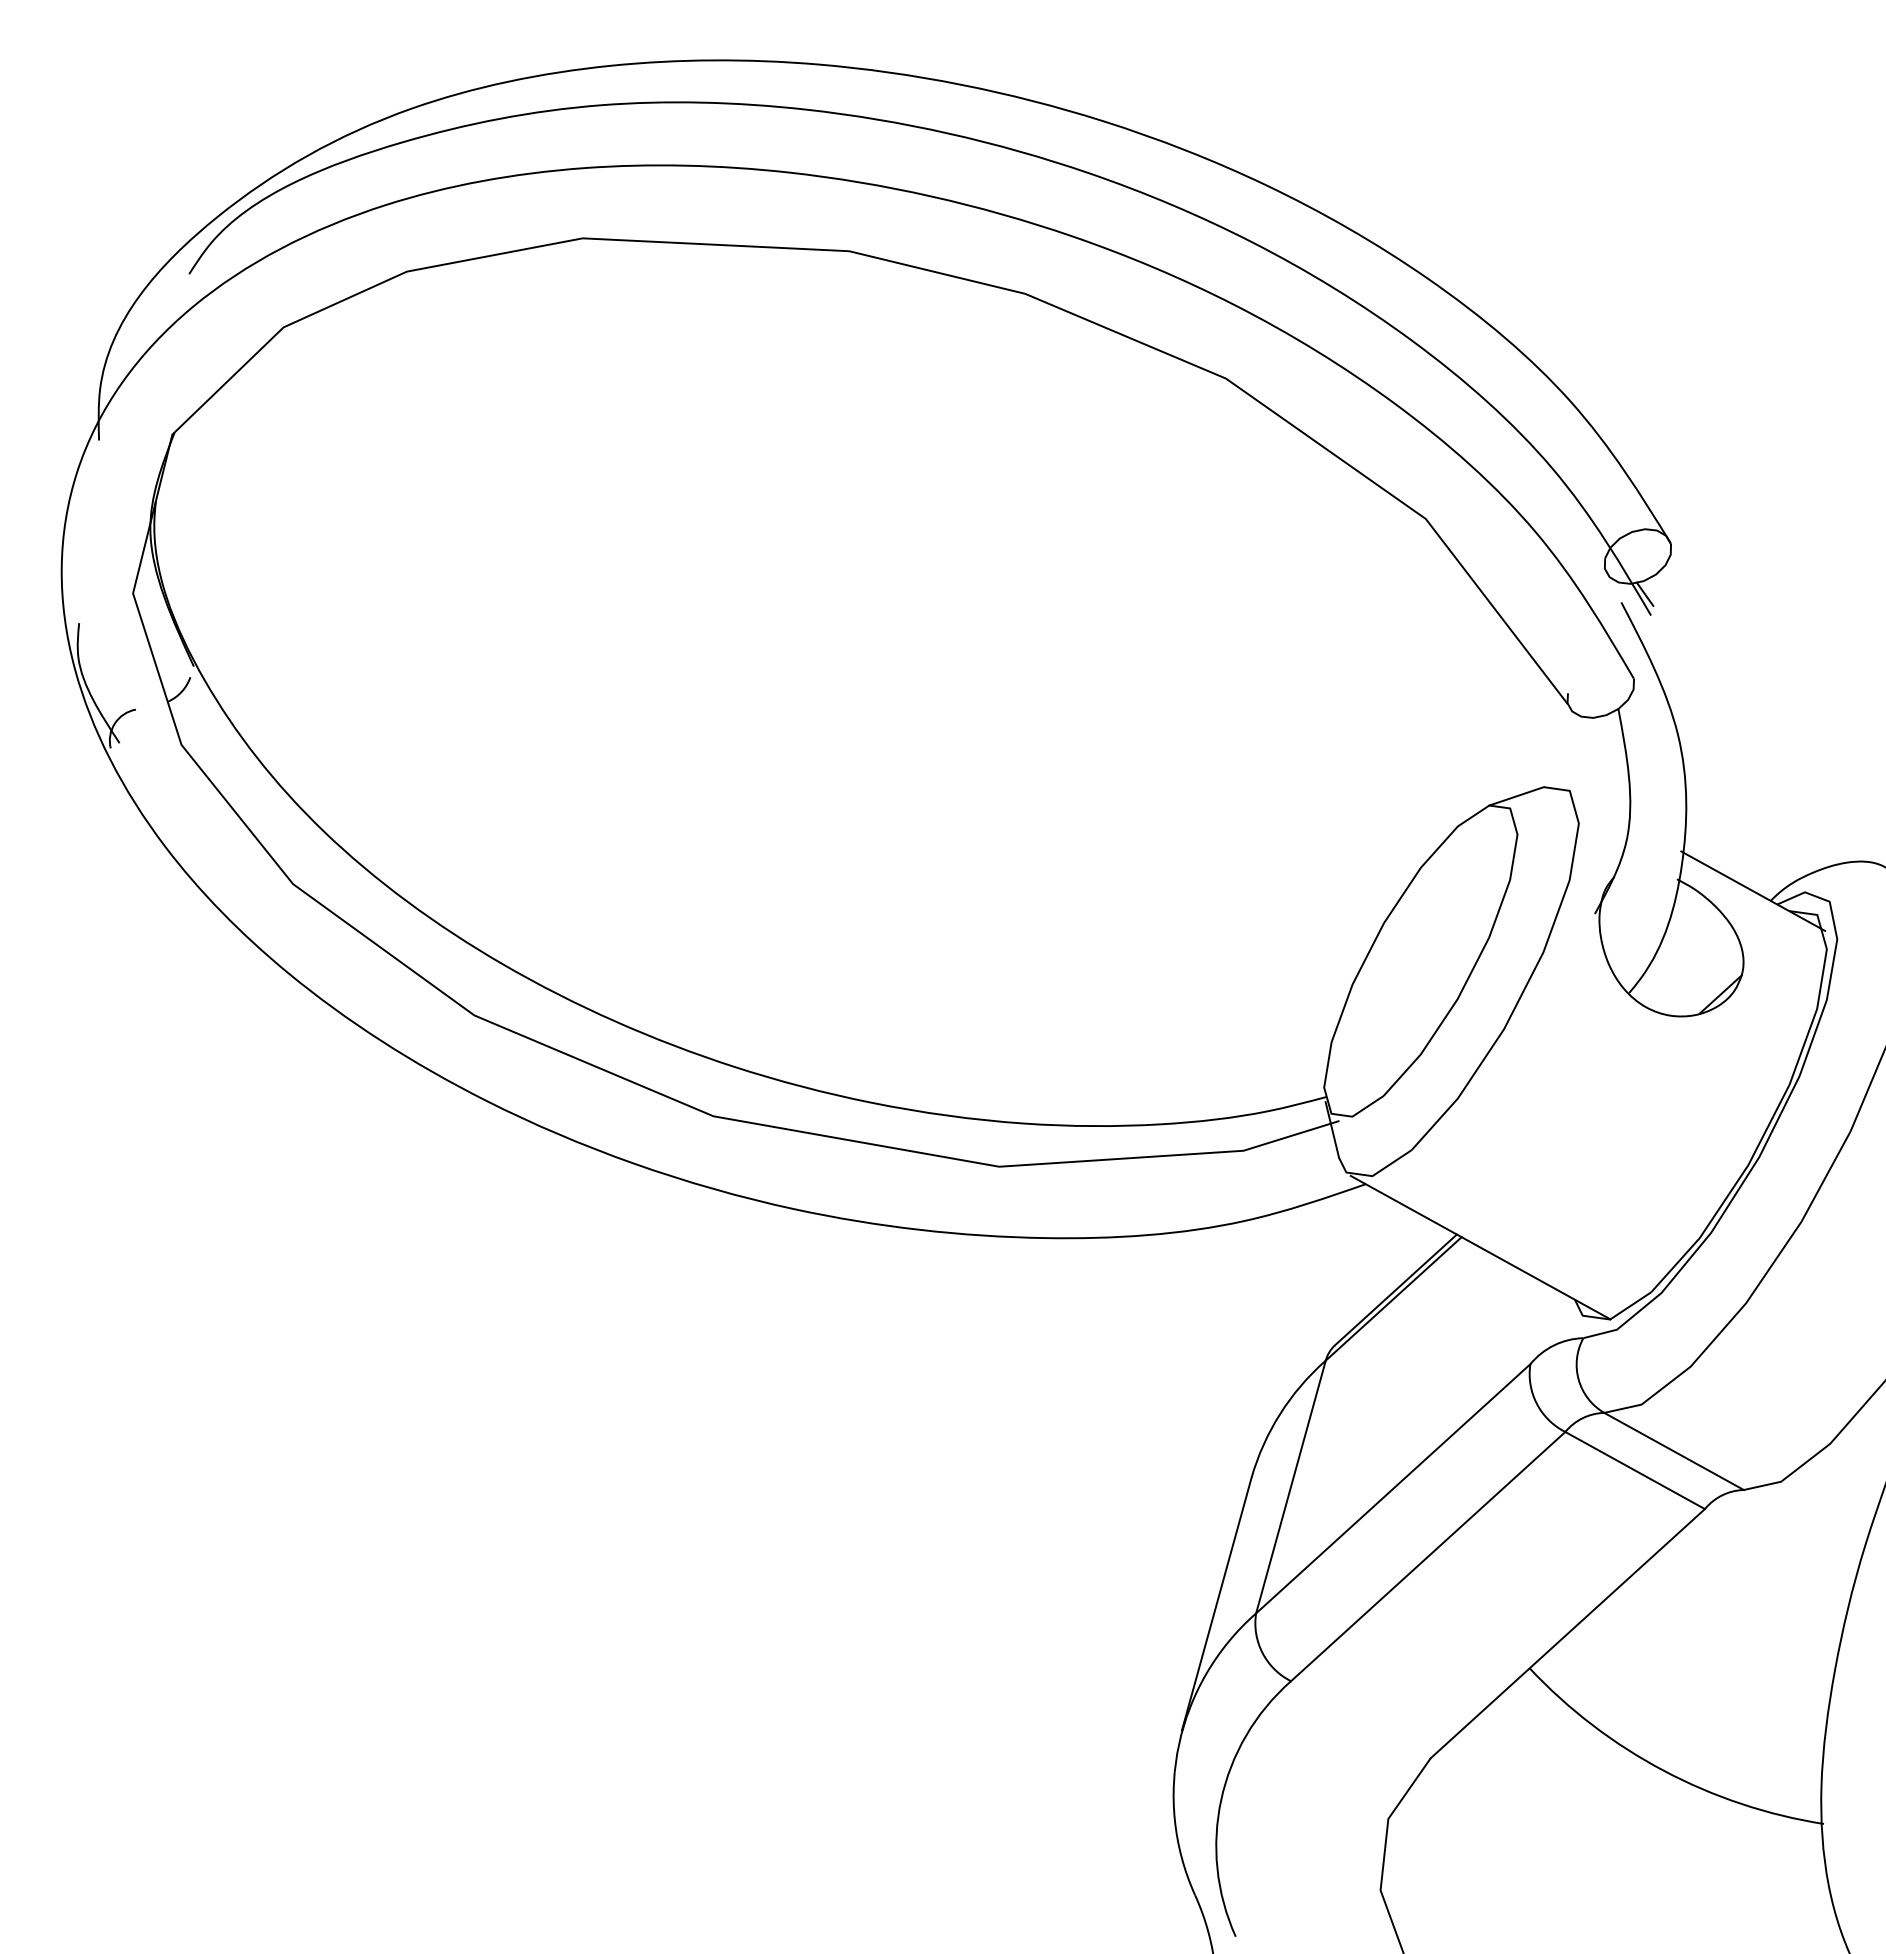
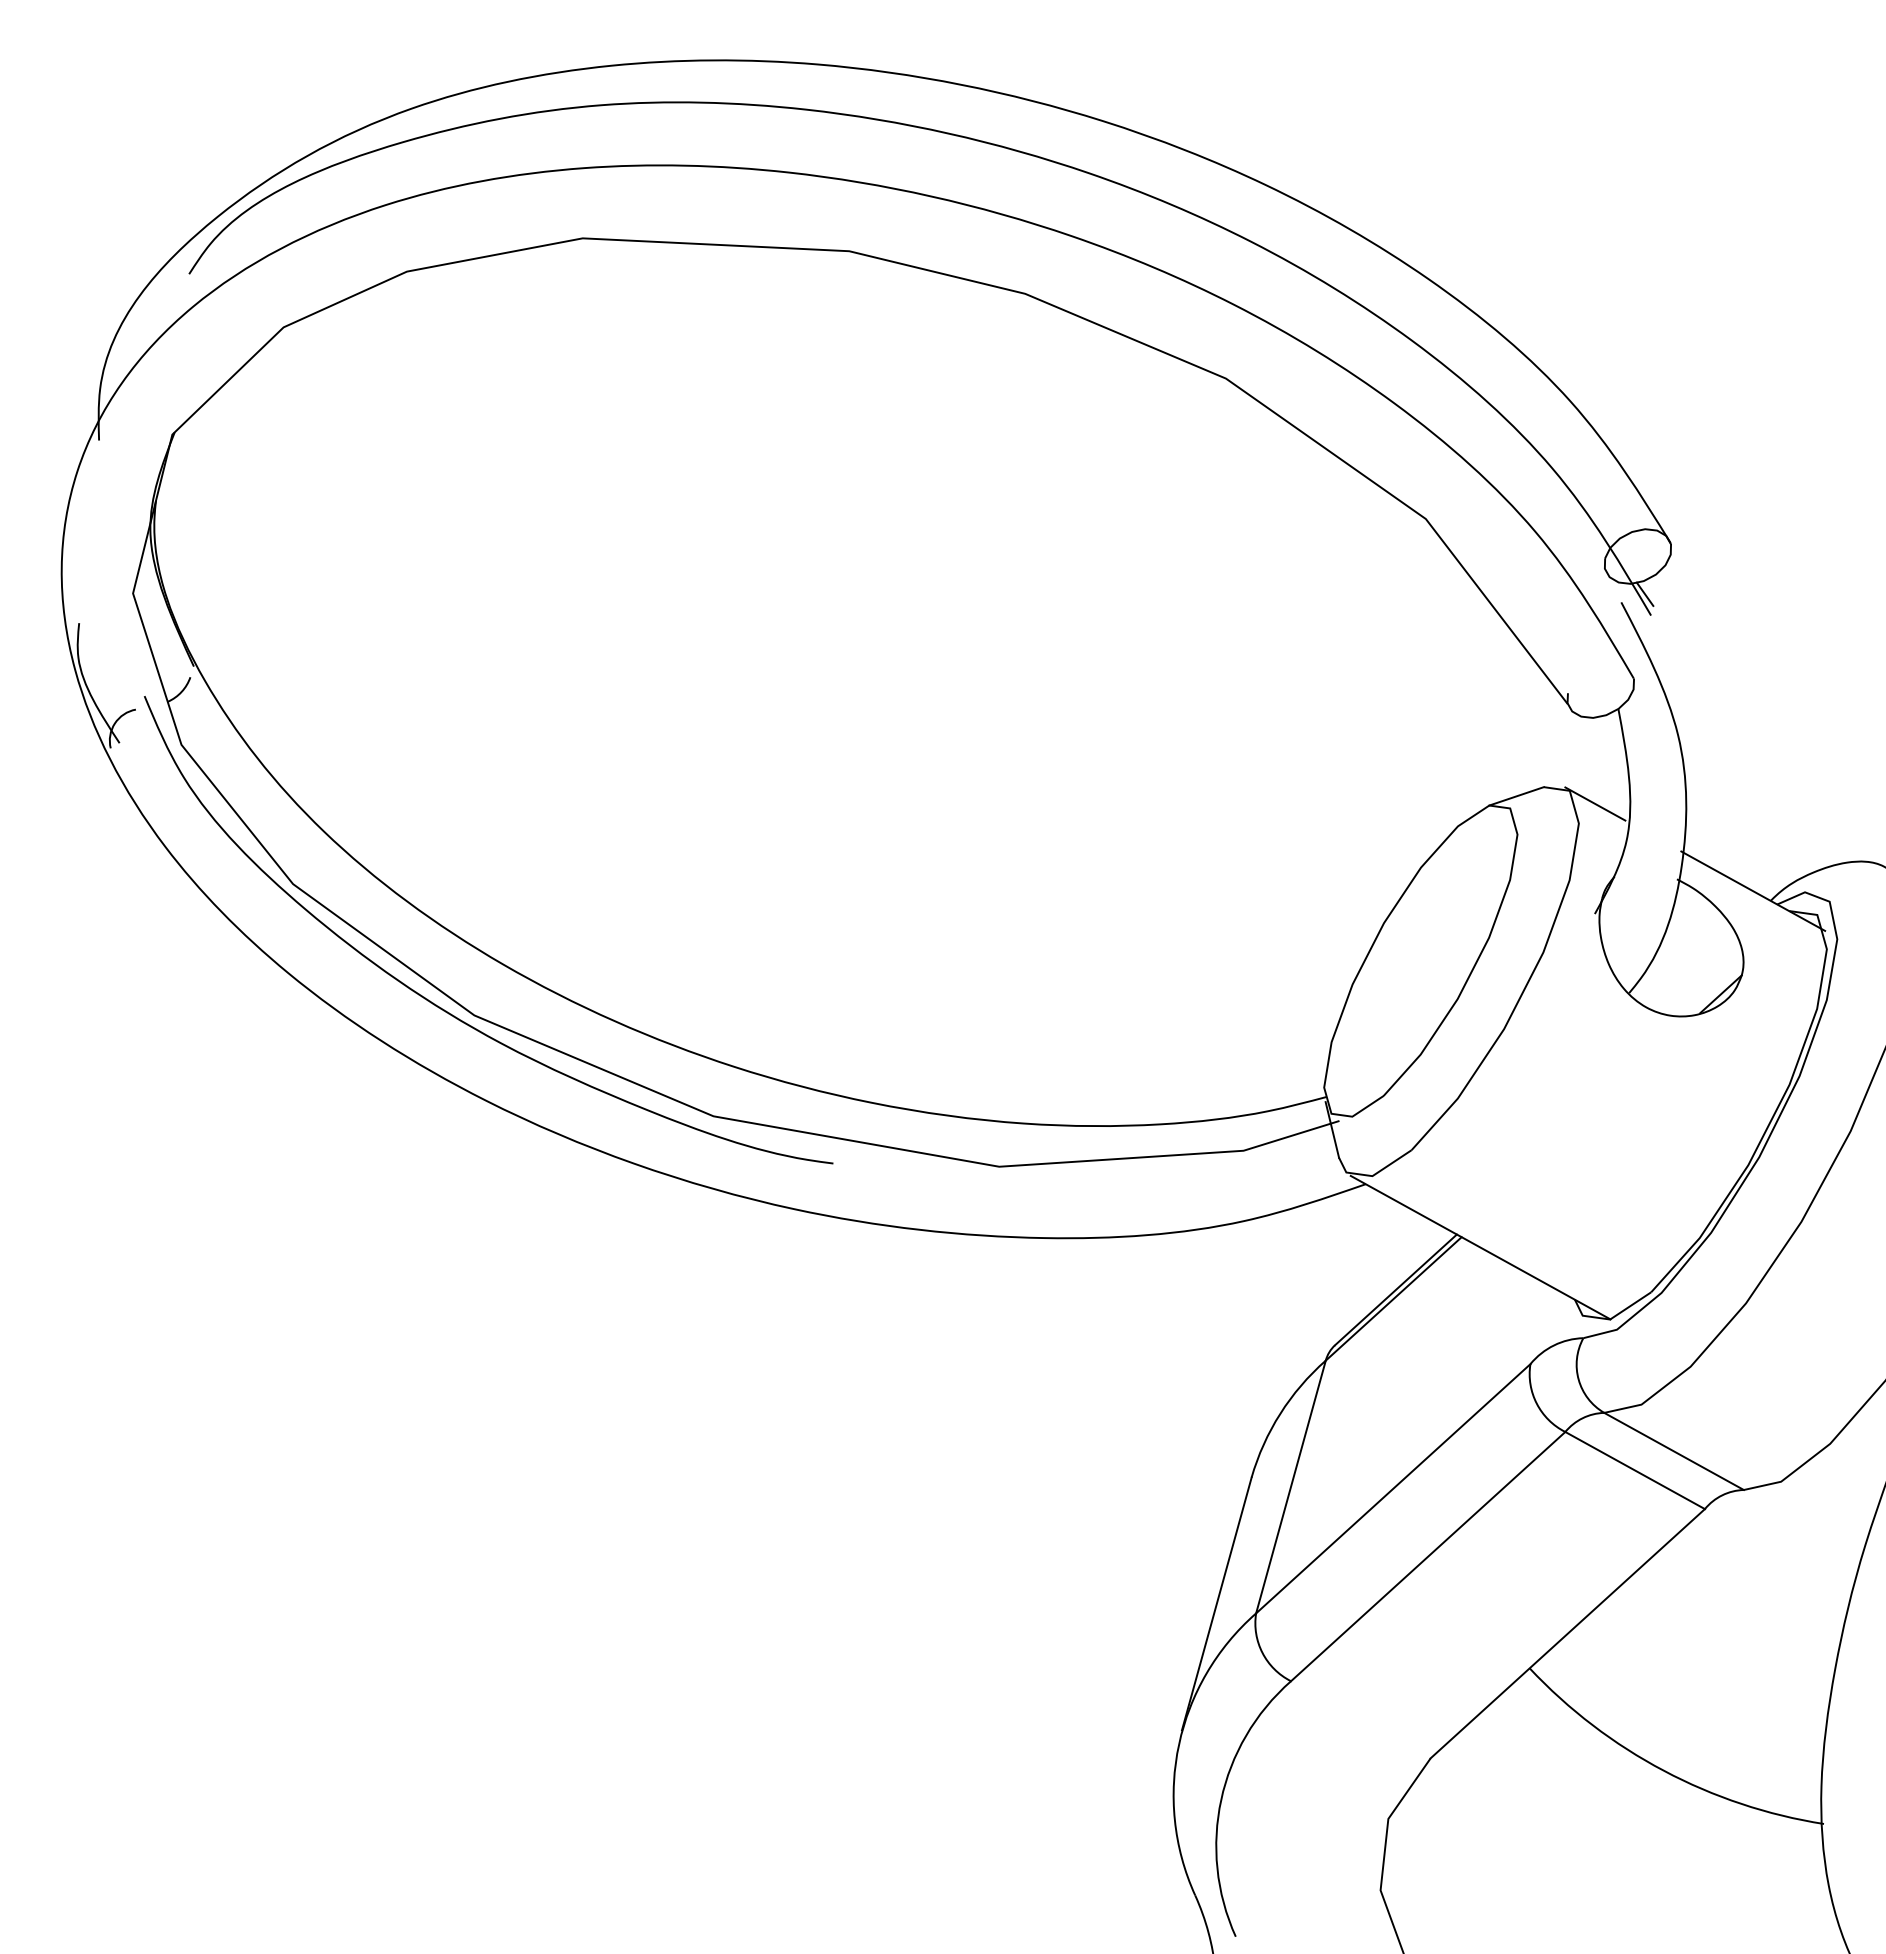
line: none -> present (1595, 803)
curve: none -> present (438, 1005)
